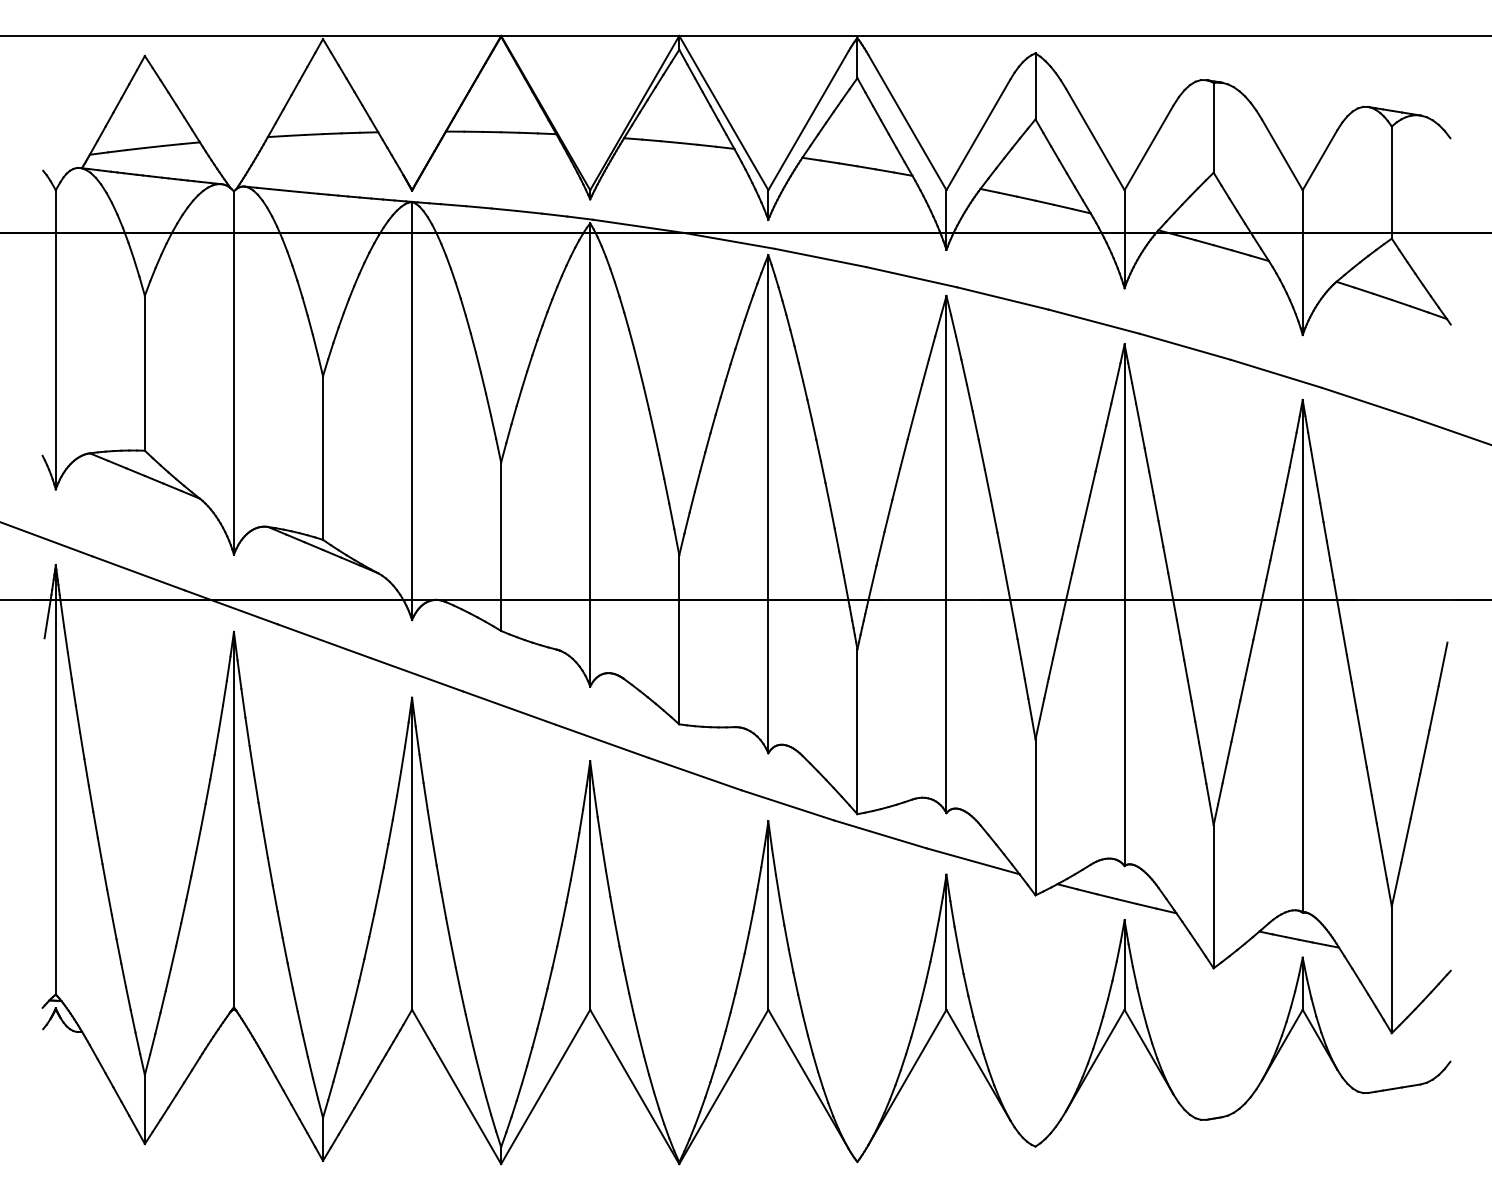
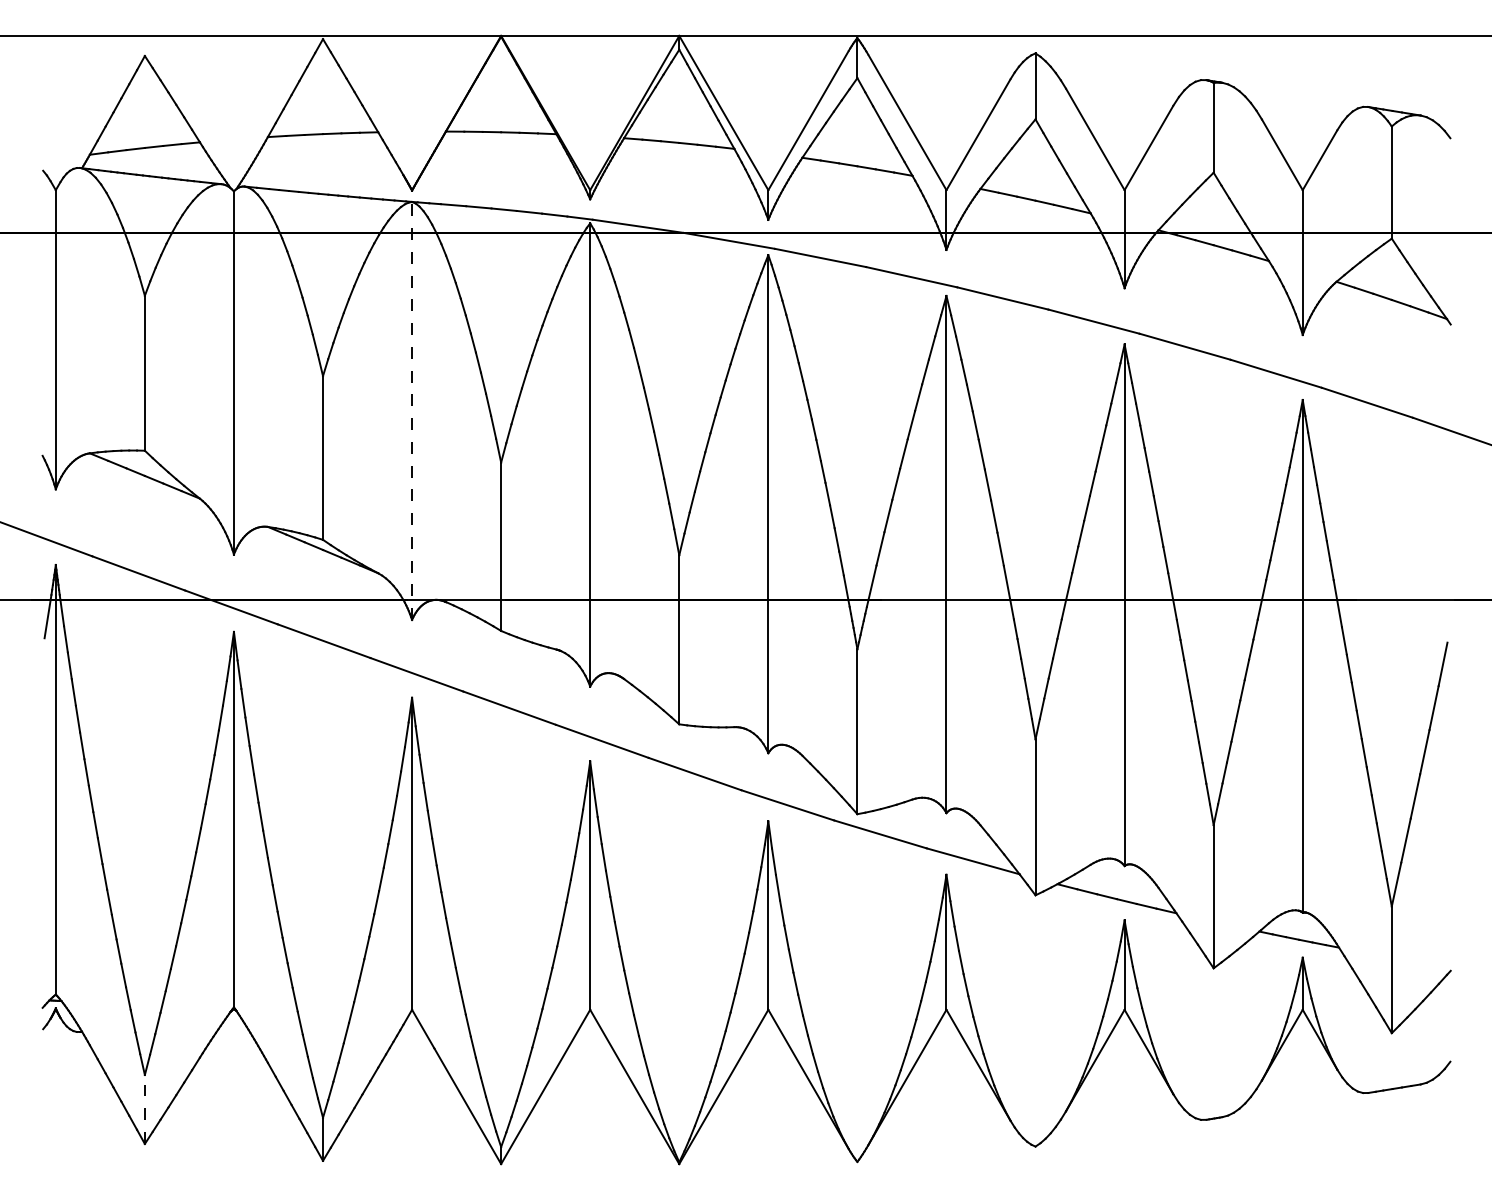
line: solid -> dashed (412, 410)
line: solid -> dashed (144, 1108)
